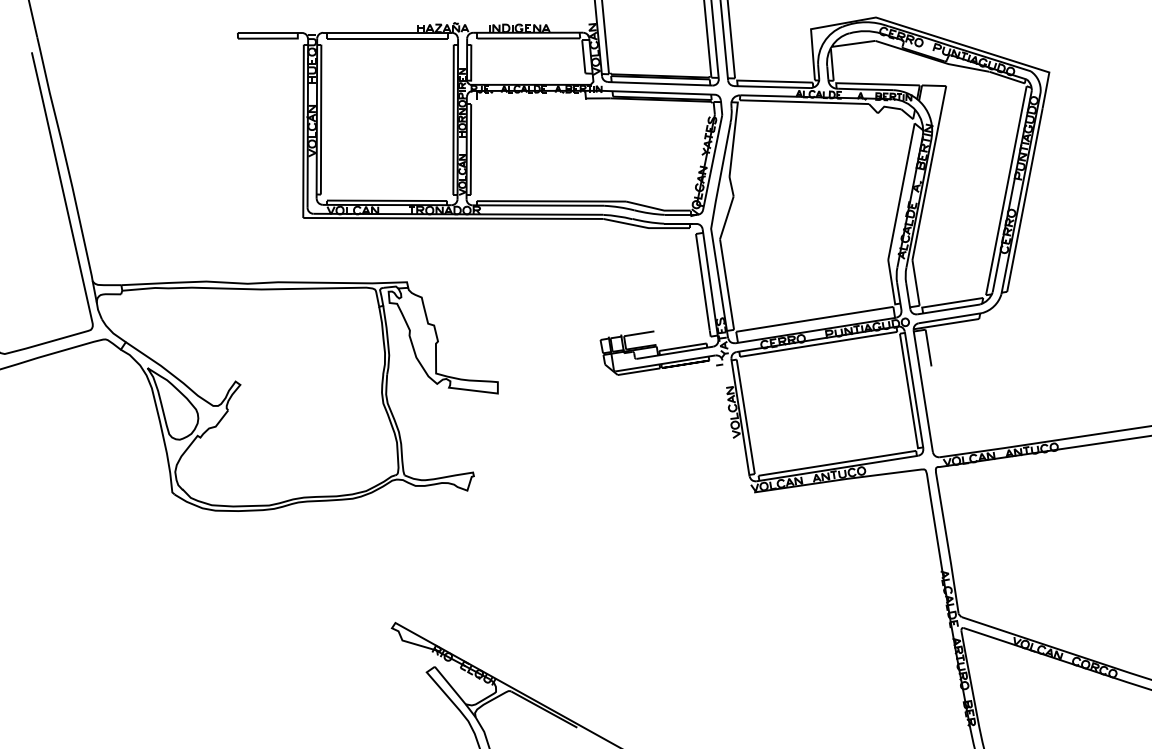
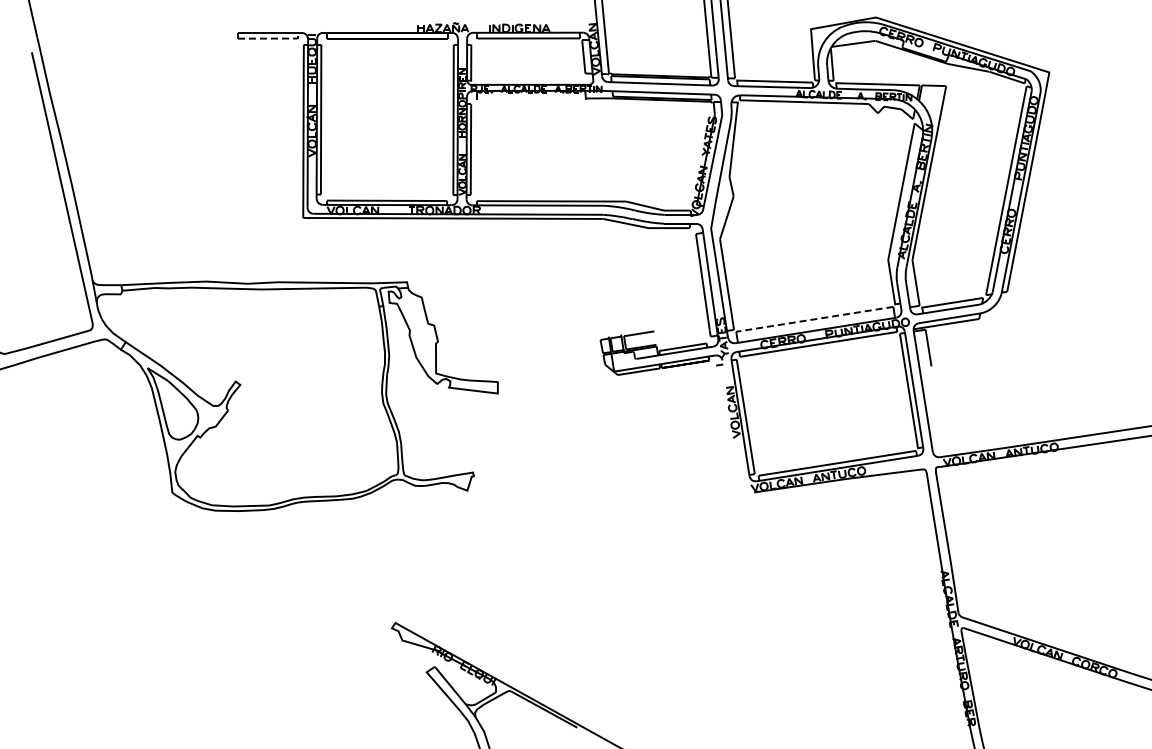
line: solid -> dashed (271, 38)
line: solid -> dashed (814, 319)
